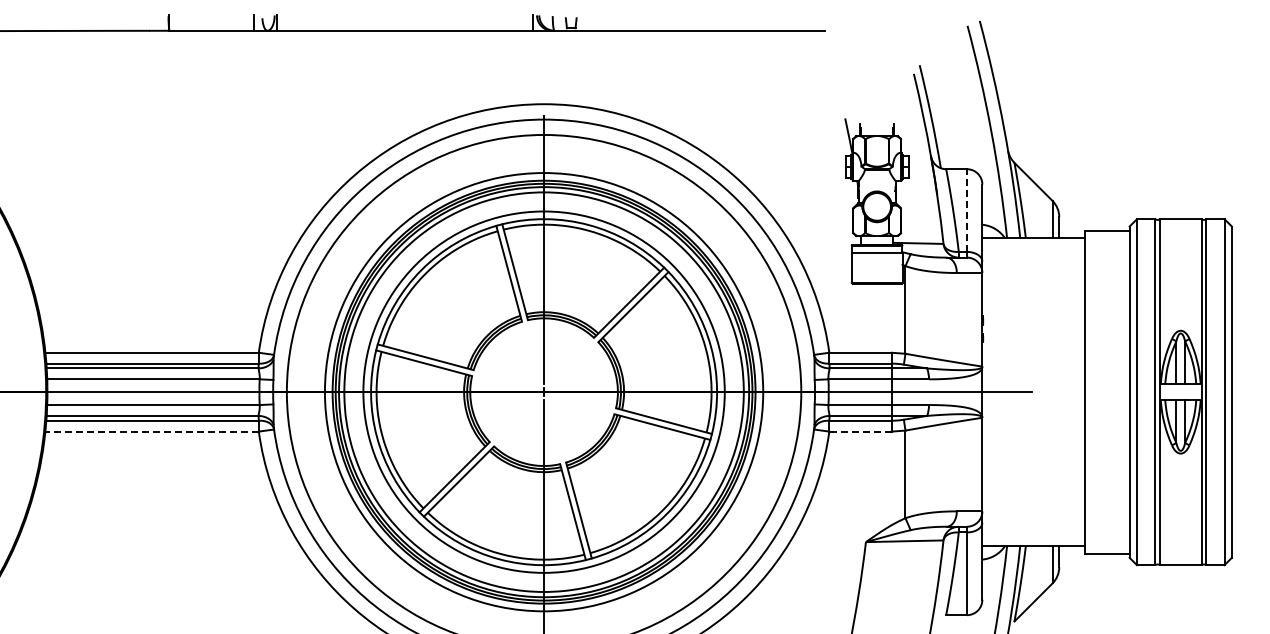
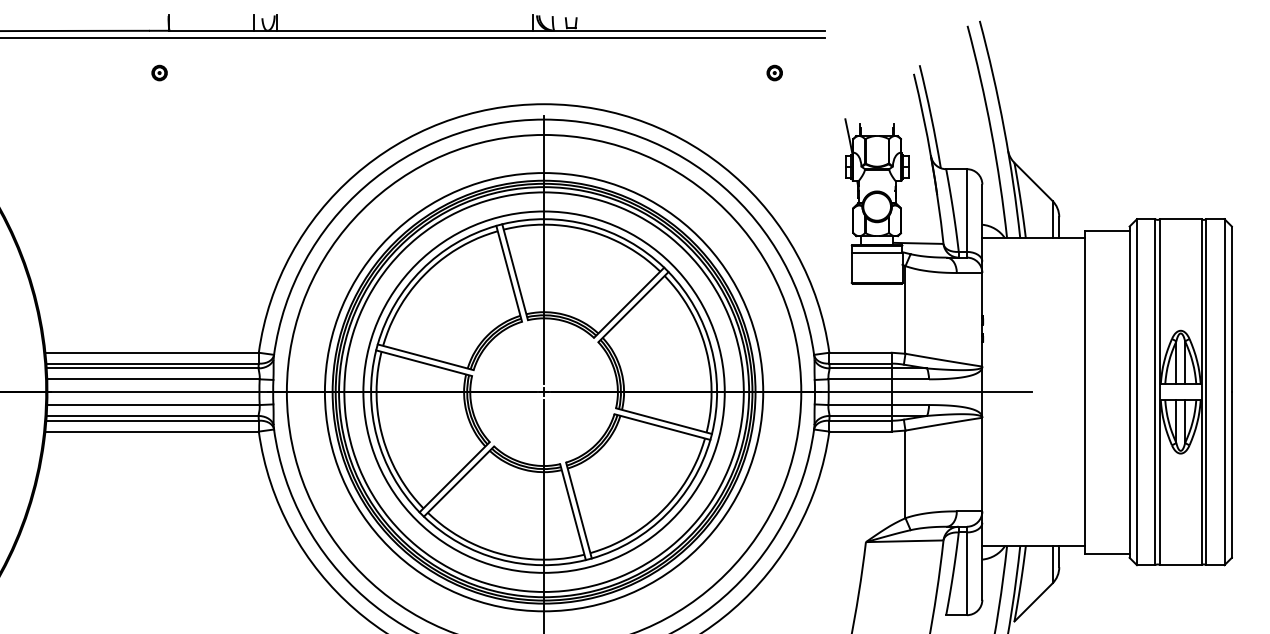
line: none -> present (413, 38)
part: none -> present (159, 72)
part: none -> present (774, 72)
line: dashed -> solid (967, 210)
line: dashed -> solid (152, 431)
line: dashed -> solid (860, 431)
